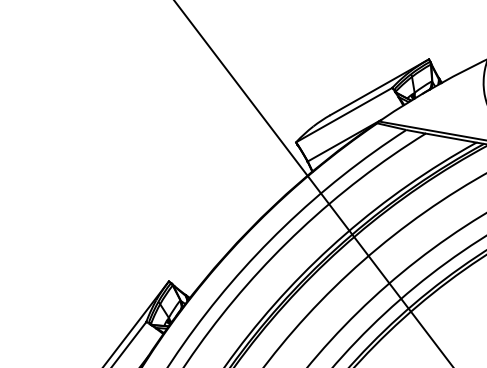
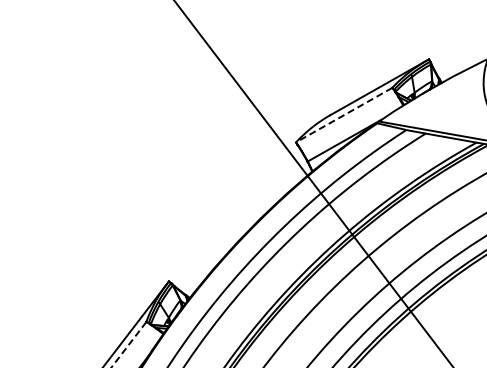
line: solid -> dashed (343, 115)
line: solid -> dashed (128, 344)
